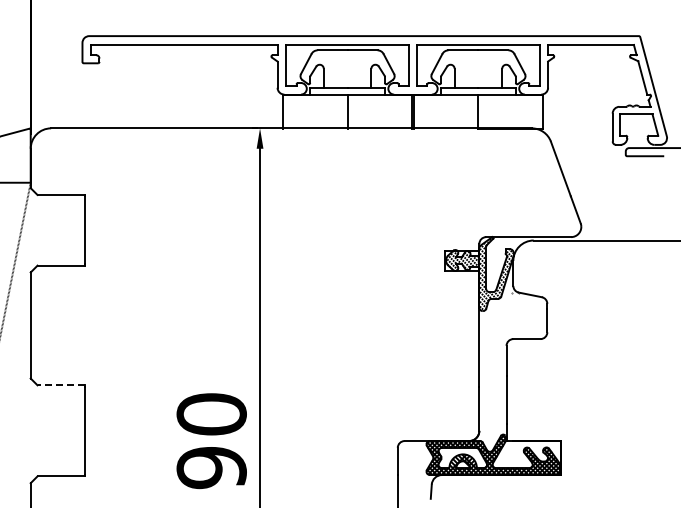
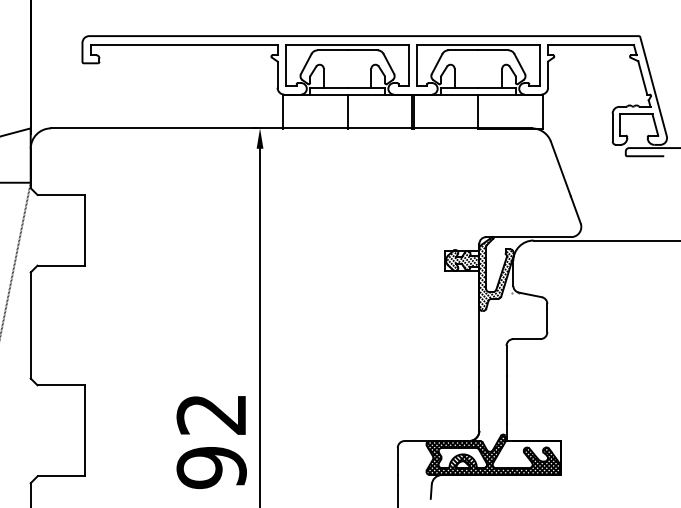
line: dashed -> solid (61, 385)
text: 90 -> 92 (211, 414)
